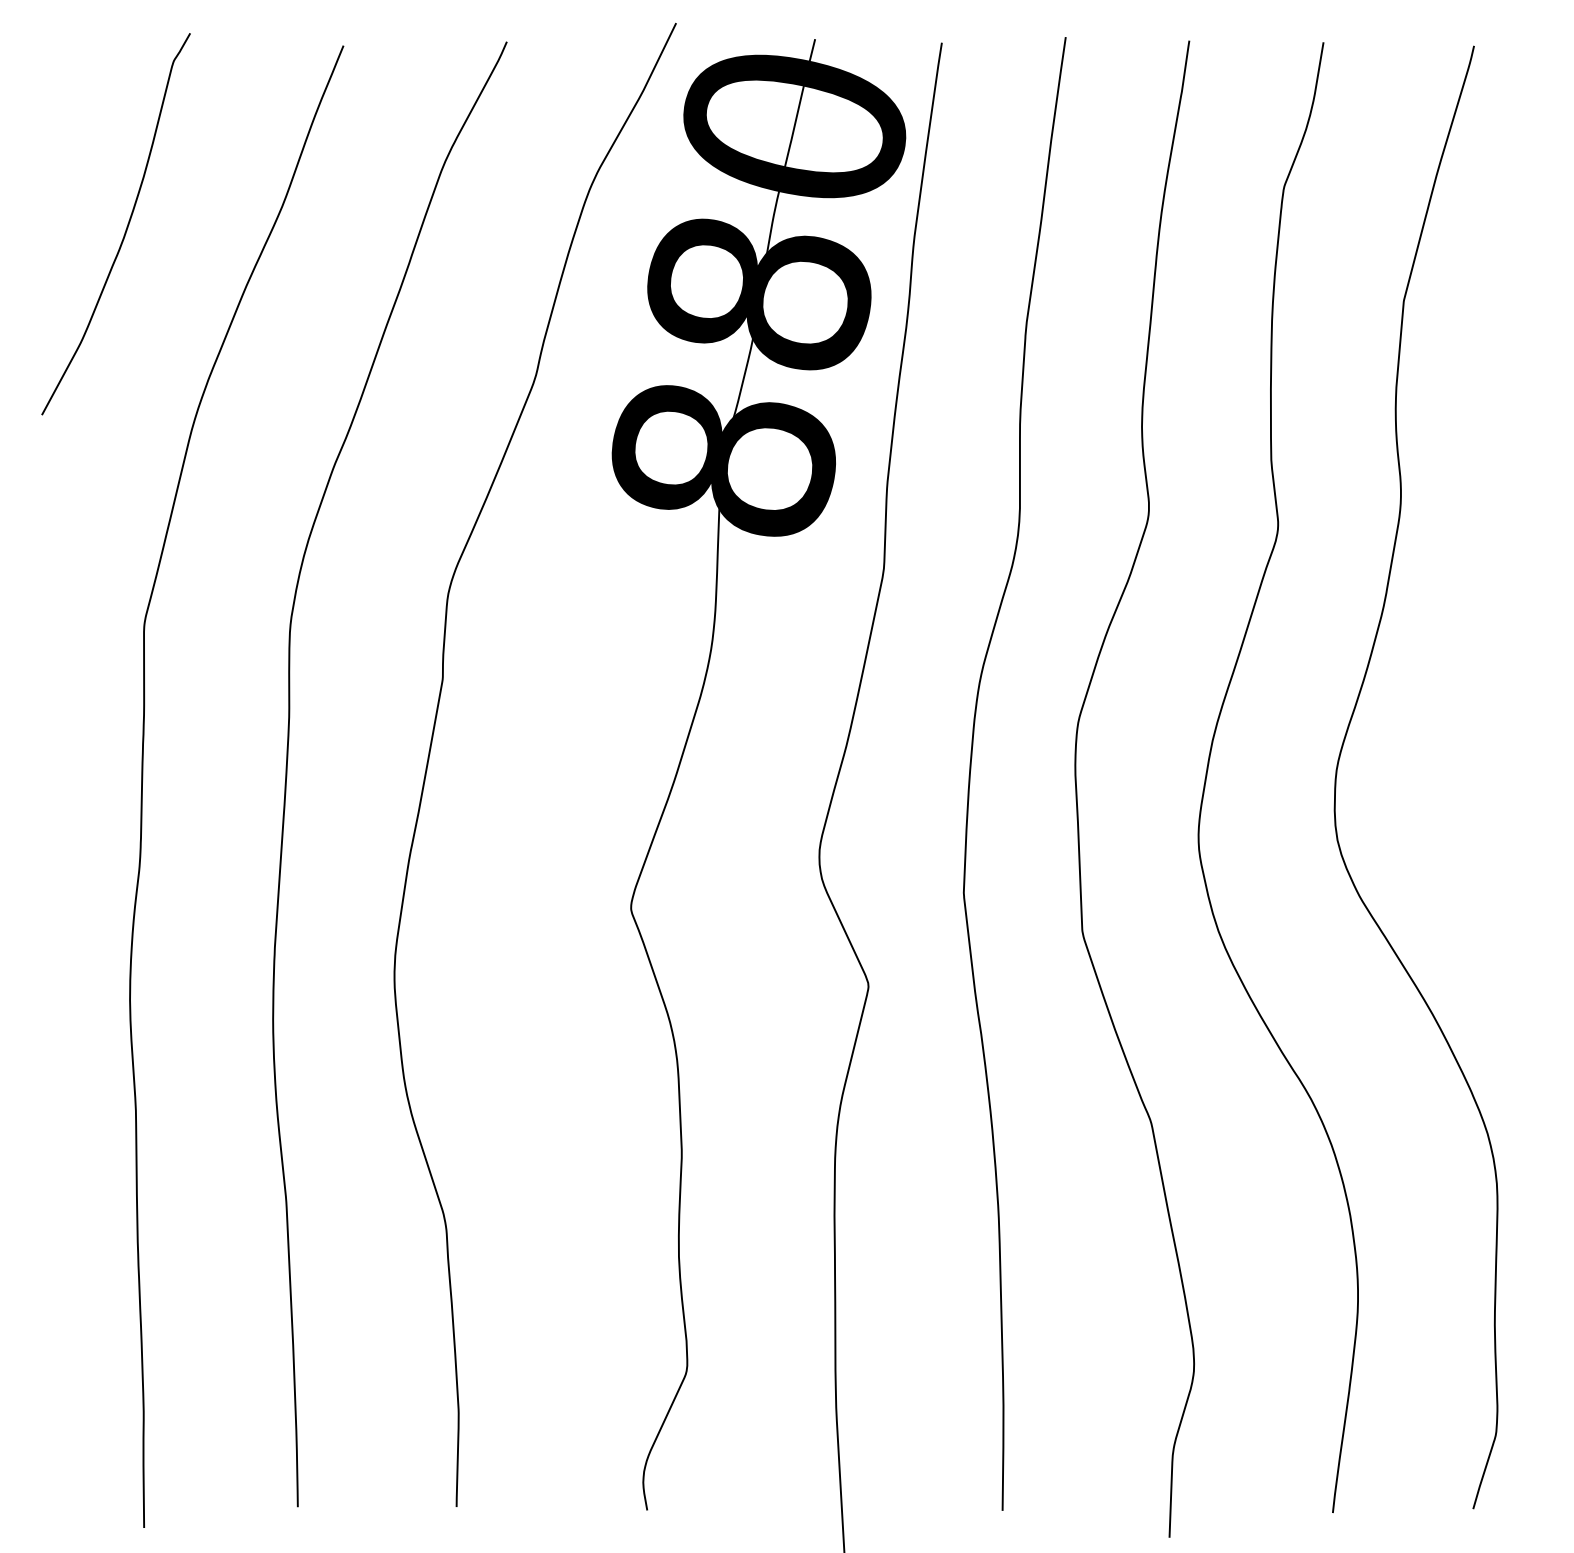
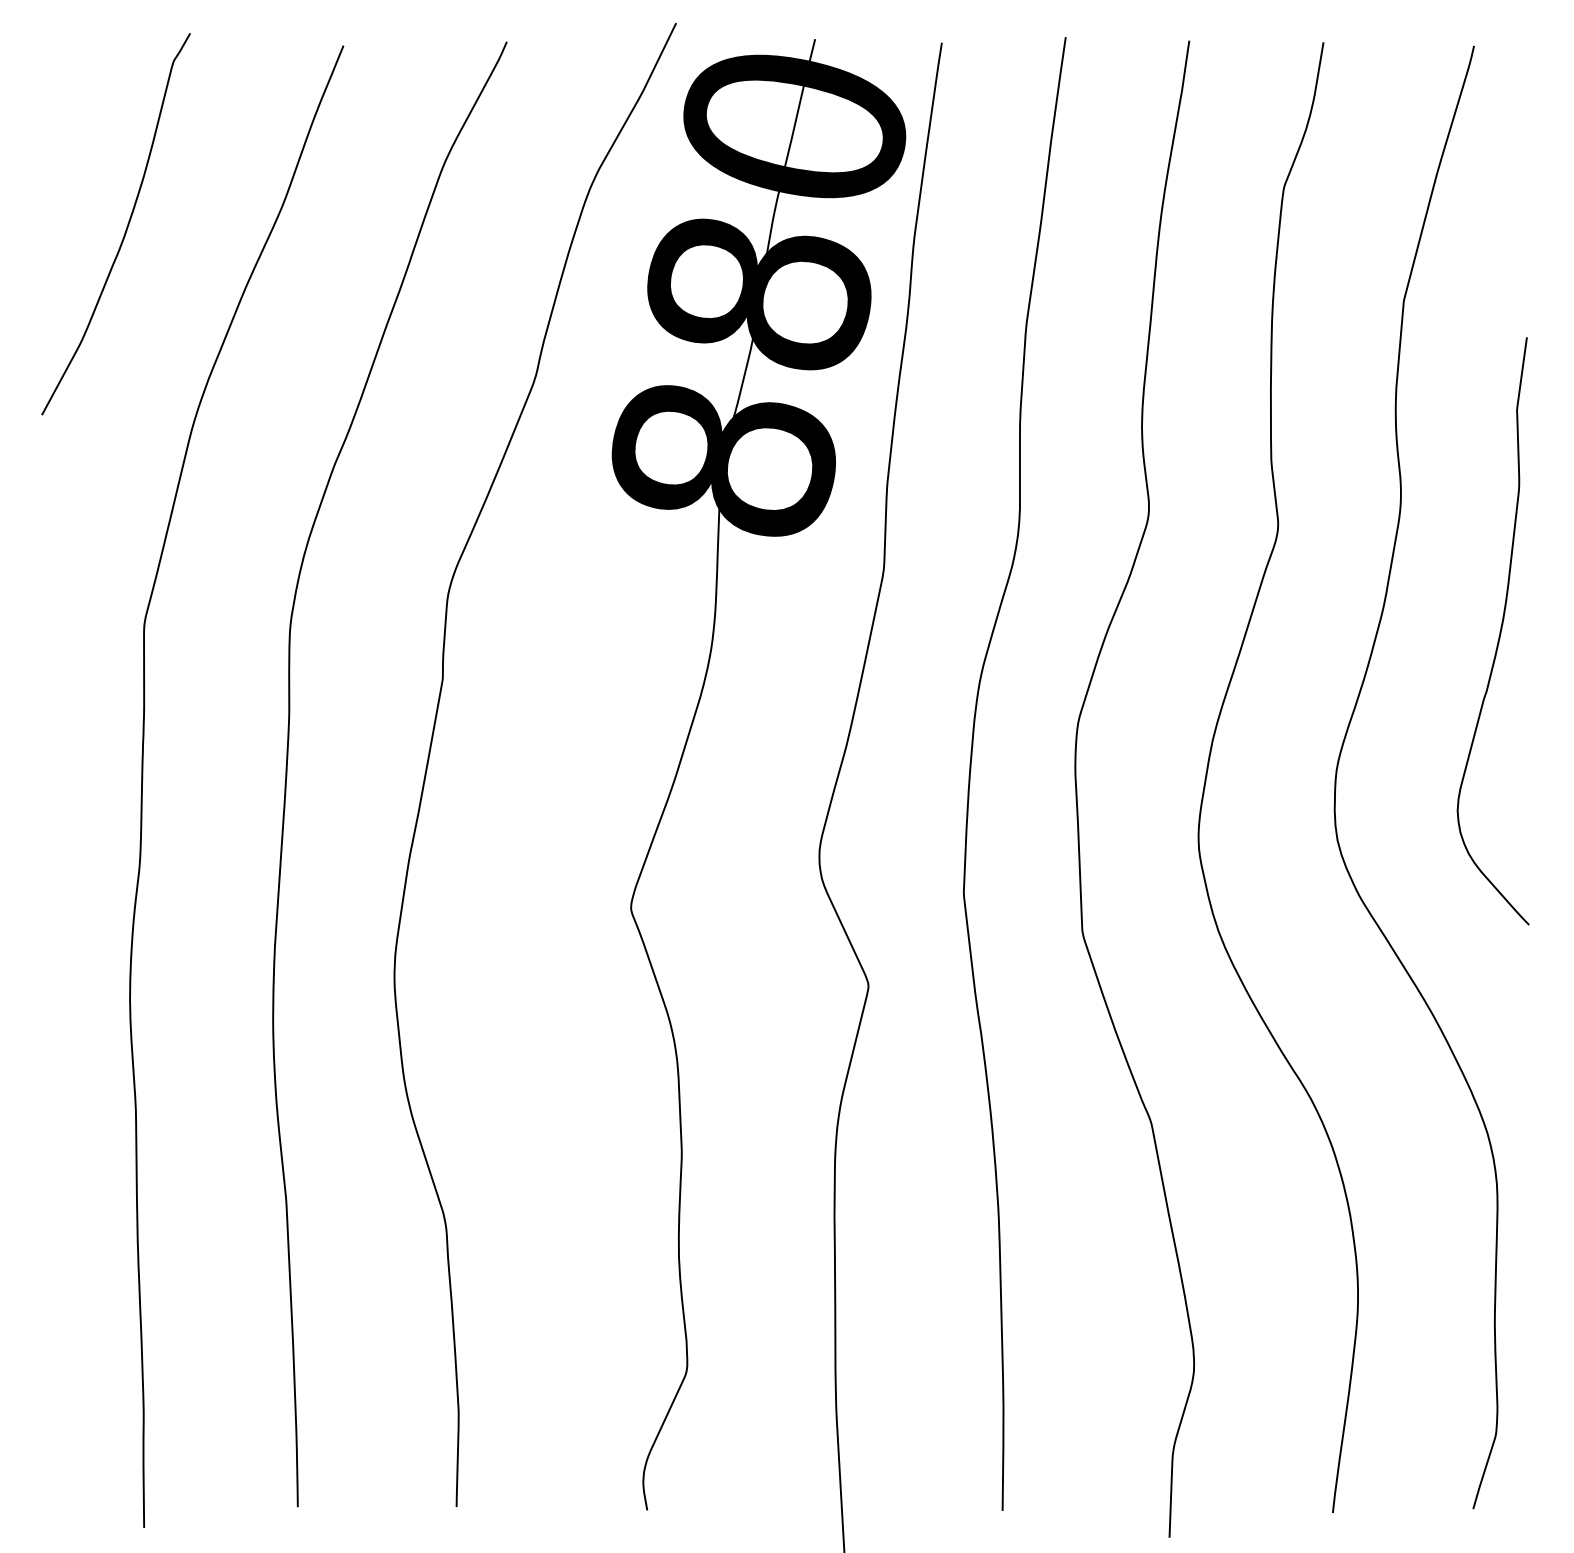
curve: none -> present (1499, 631)
